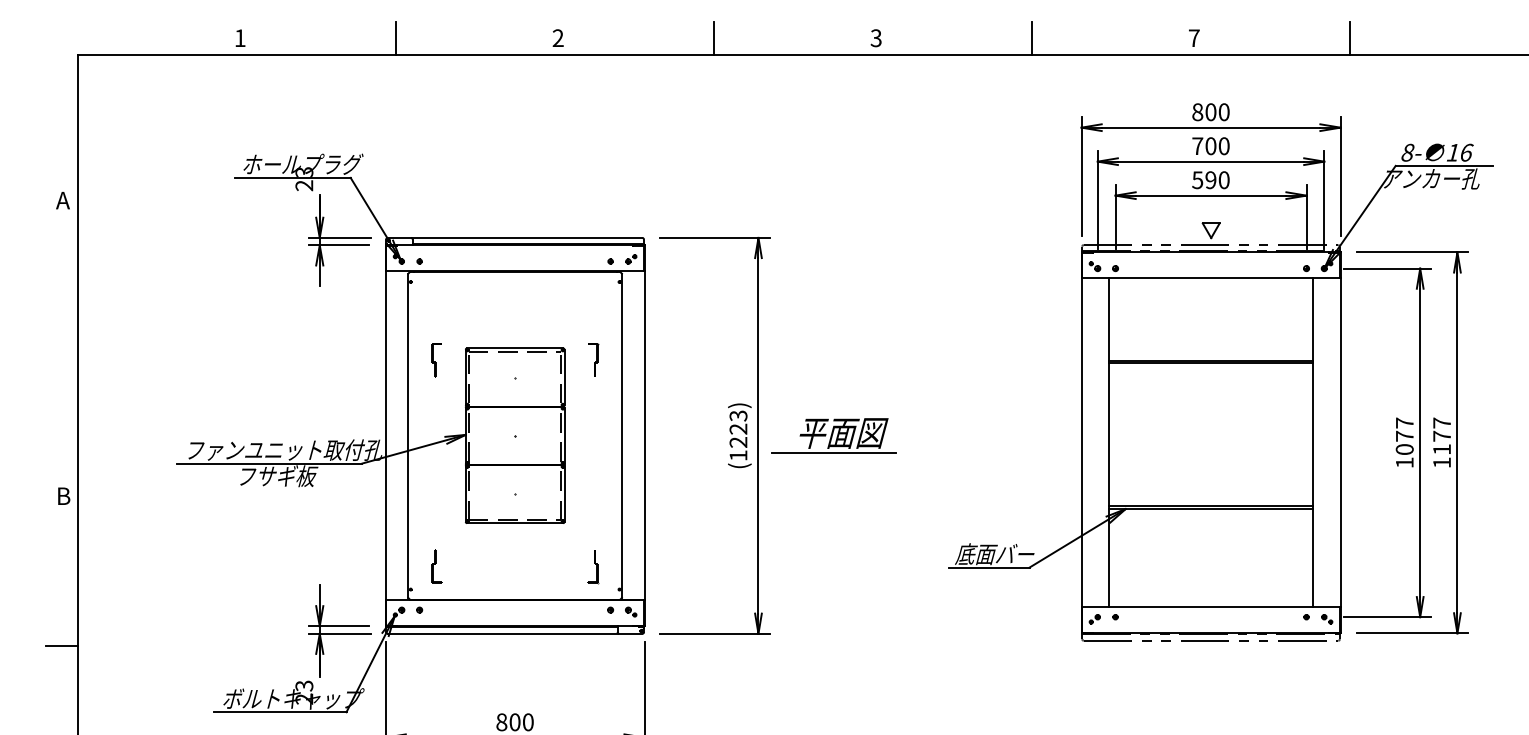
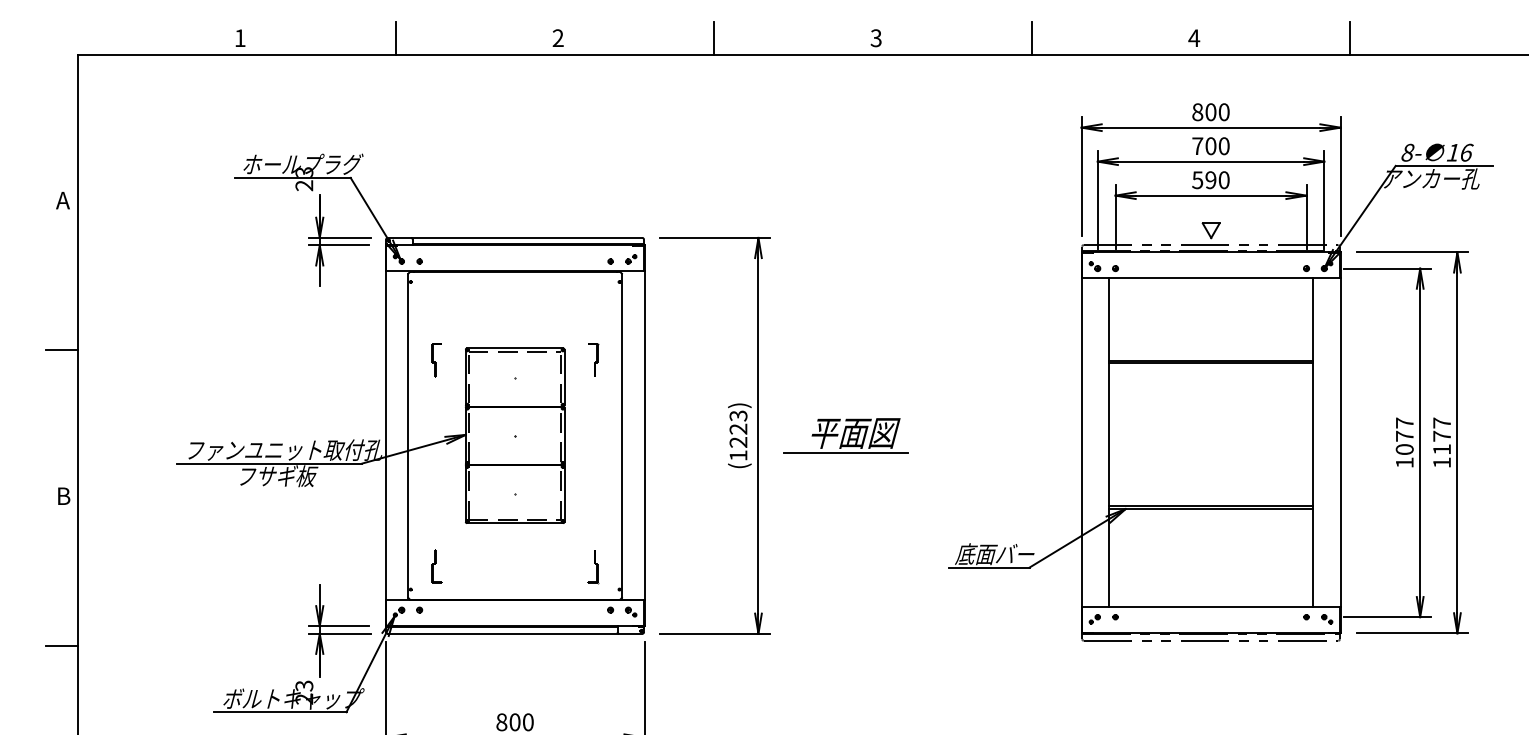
text: 7 -> 4 (1194, 37)
line: none -> present (61, 350)
part position: (833, 435) -> (845, 435) (845, 435)
